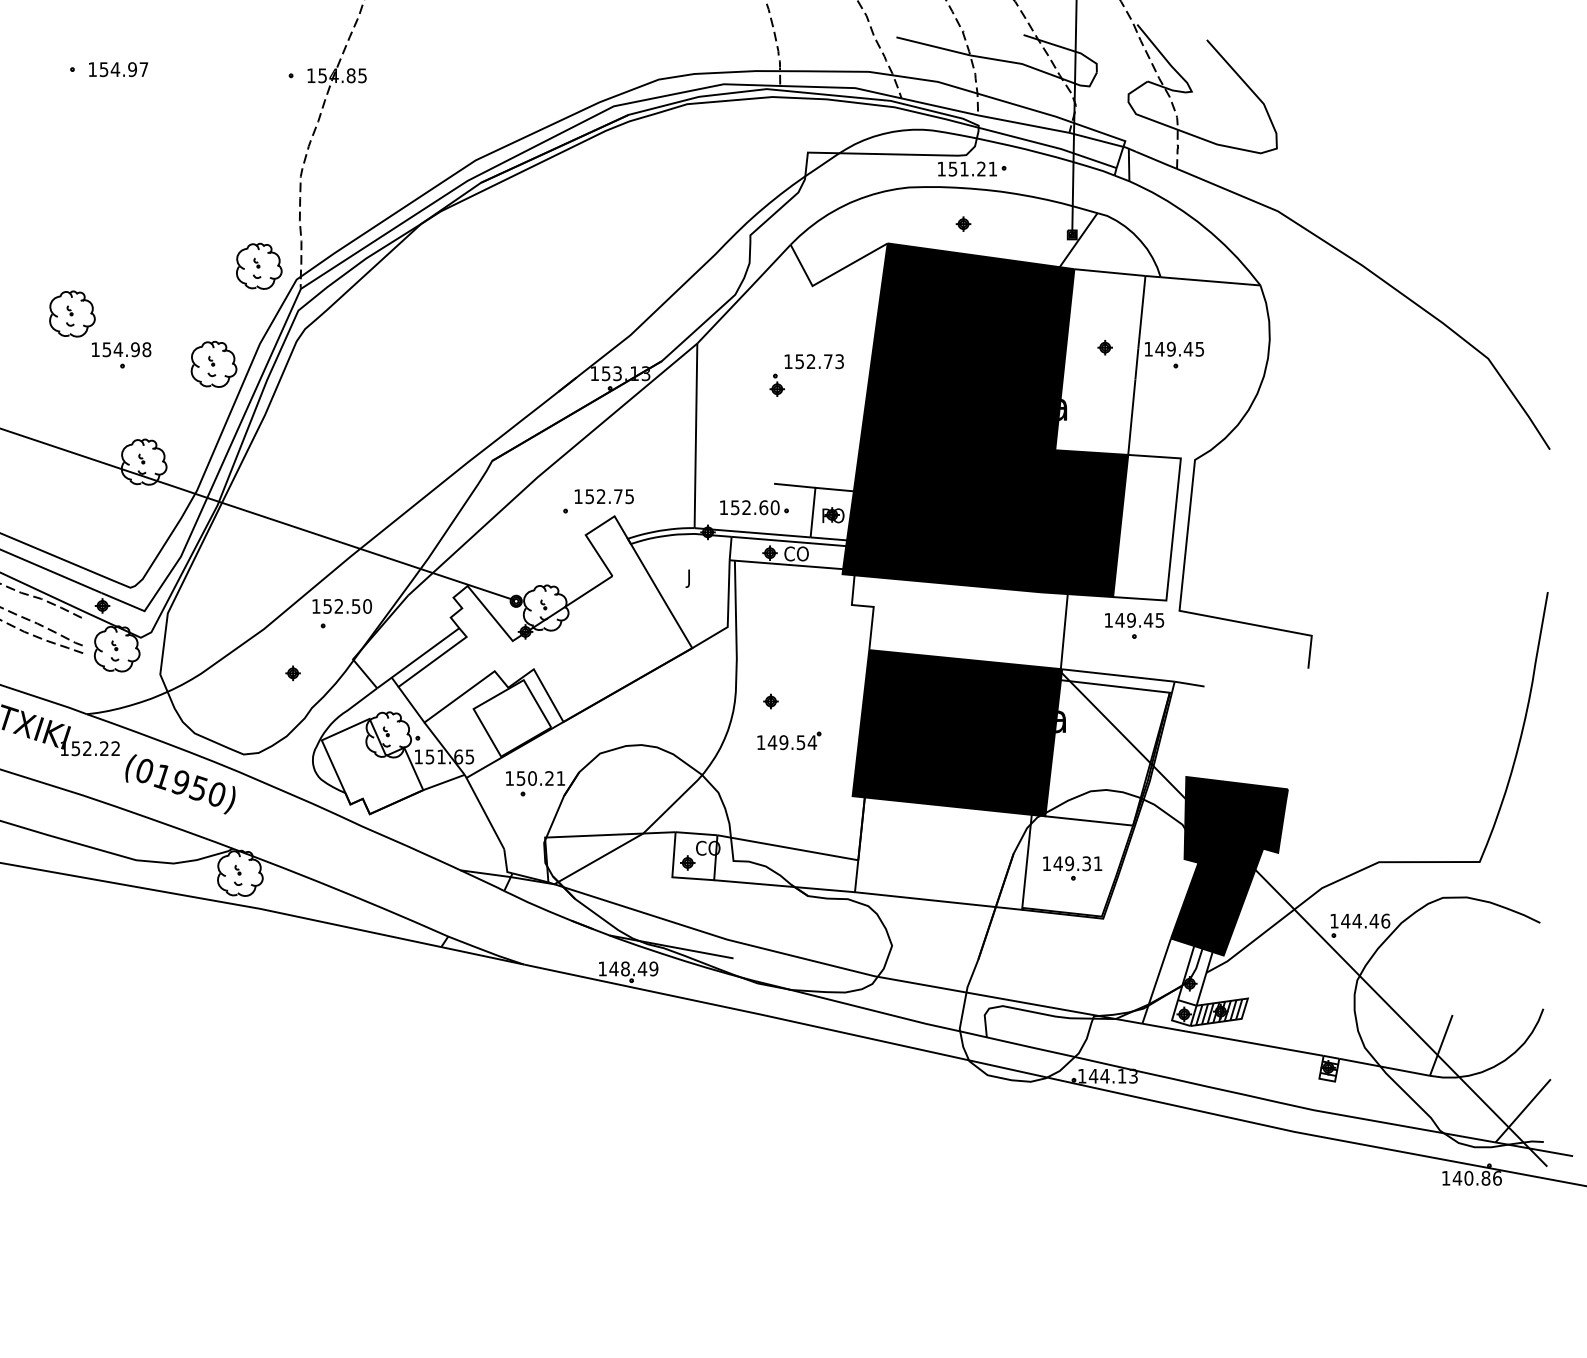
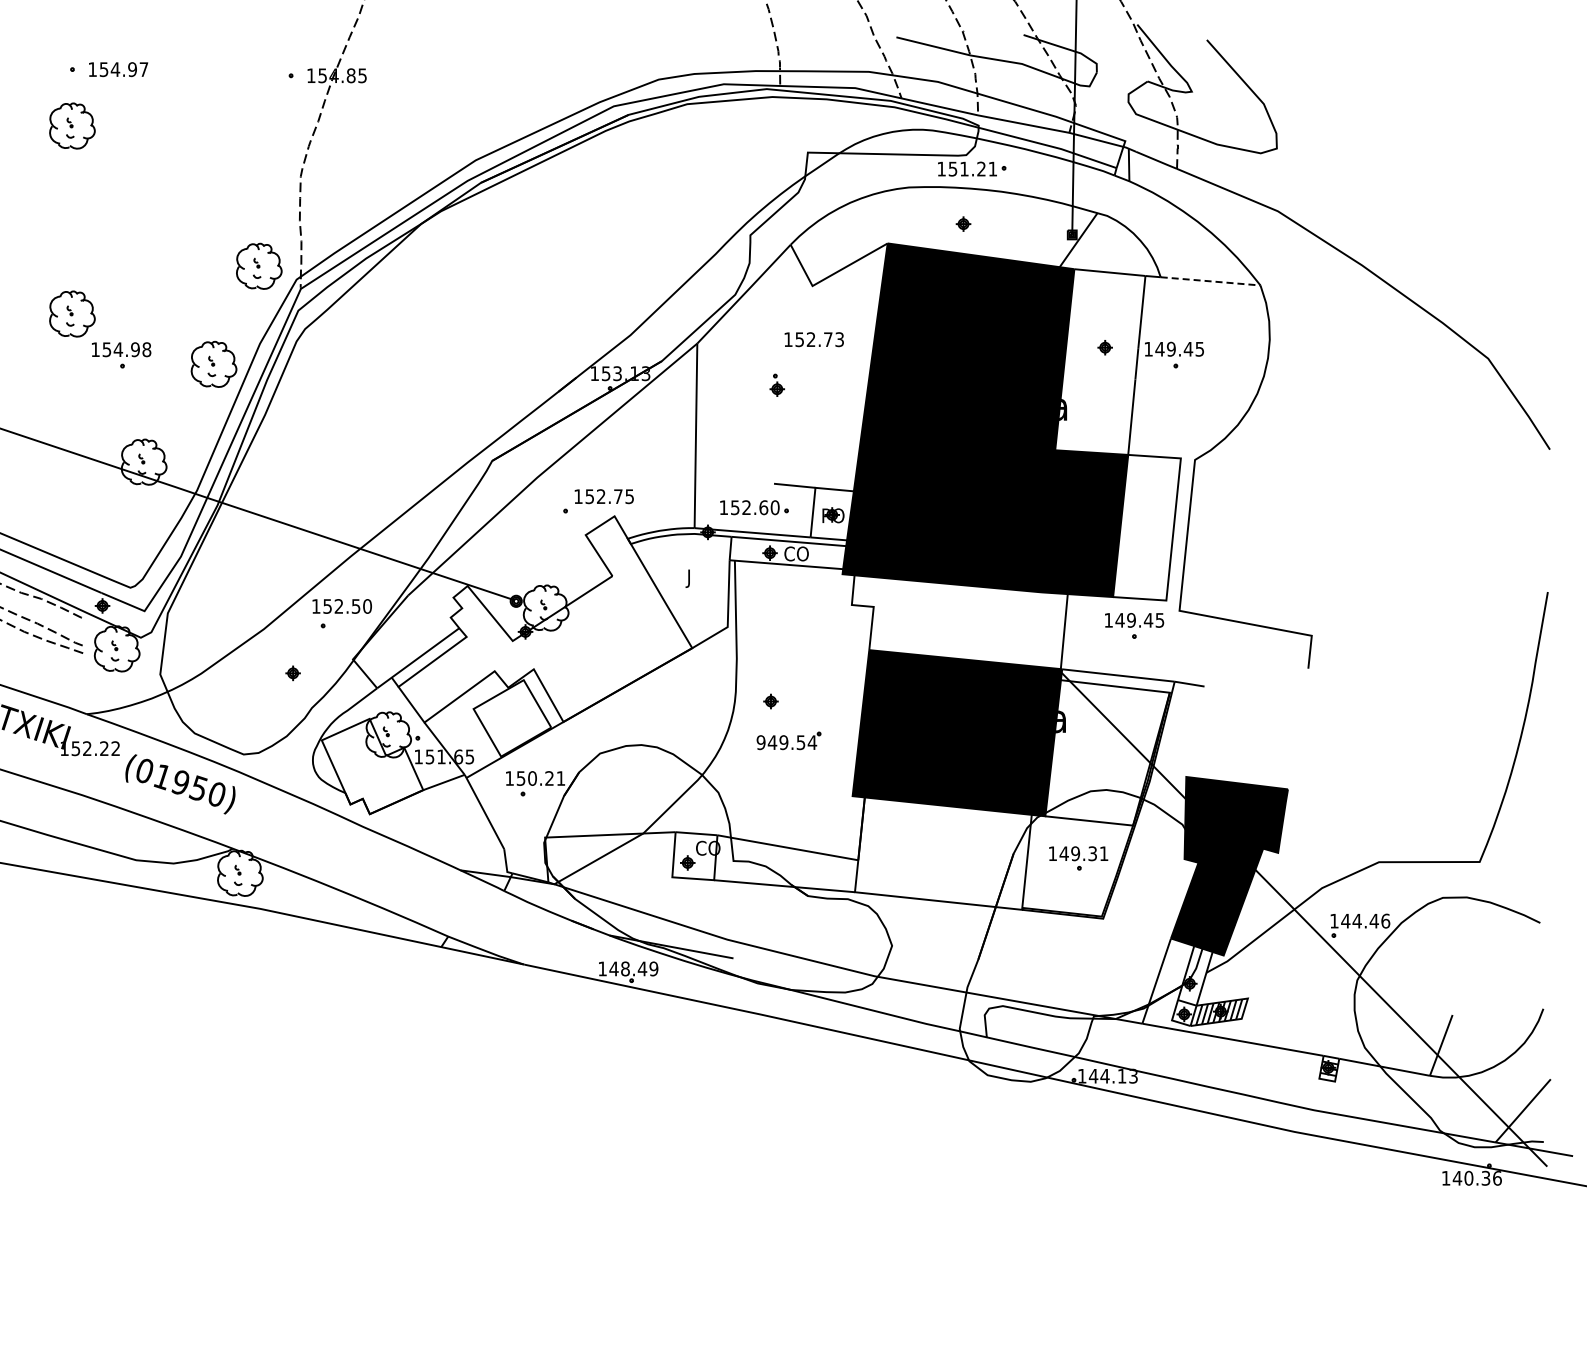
part: none -> present (72, 125)
line: solid -> dashed (1211, 281)
text position: (813, 361) -> (813, 339) (813, 339)
text: 149.54 -> 949.54 (760, 742)
part position: (1072, 868) -> (1078, 858) (1078, 858)
text: 140.86 -> 140.36 (1485, 1178)
